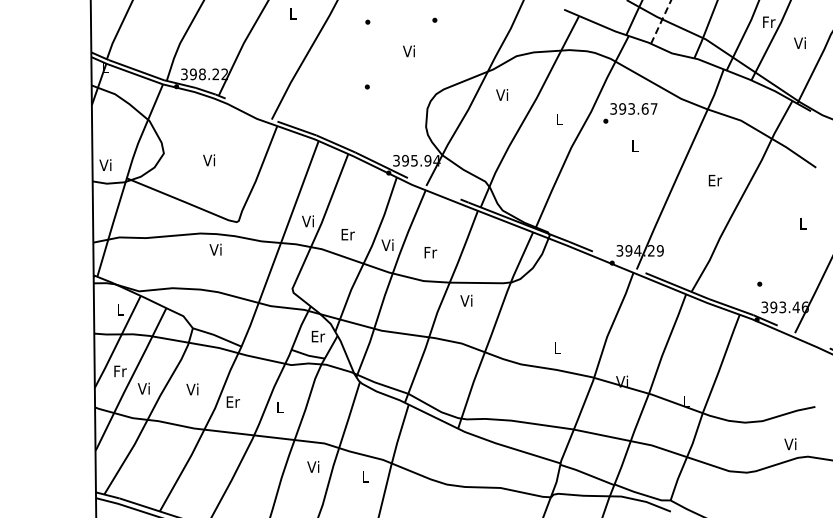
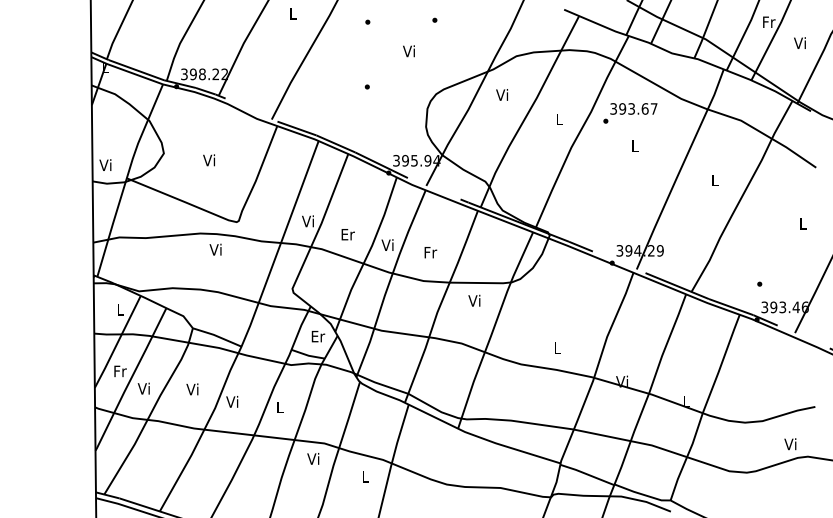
line: dashed -> solid (661, 22)
text: Er -> L (715, 180)
text position: (466, 300) -> (474, 300) (474, 300)
text: Er -> Vi (233, 401)
text position: (313, 466) -> (313, 458) (313, 458)
